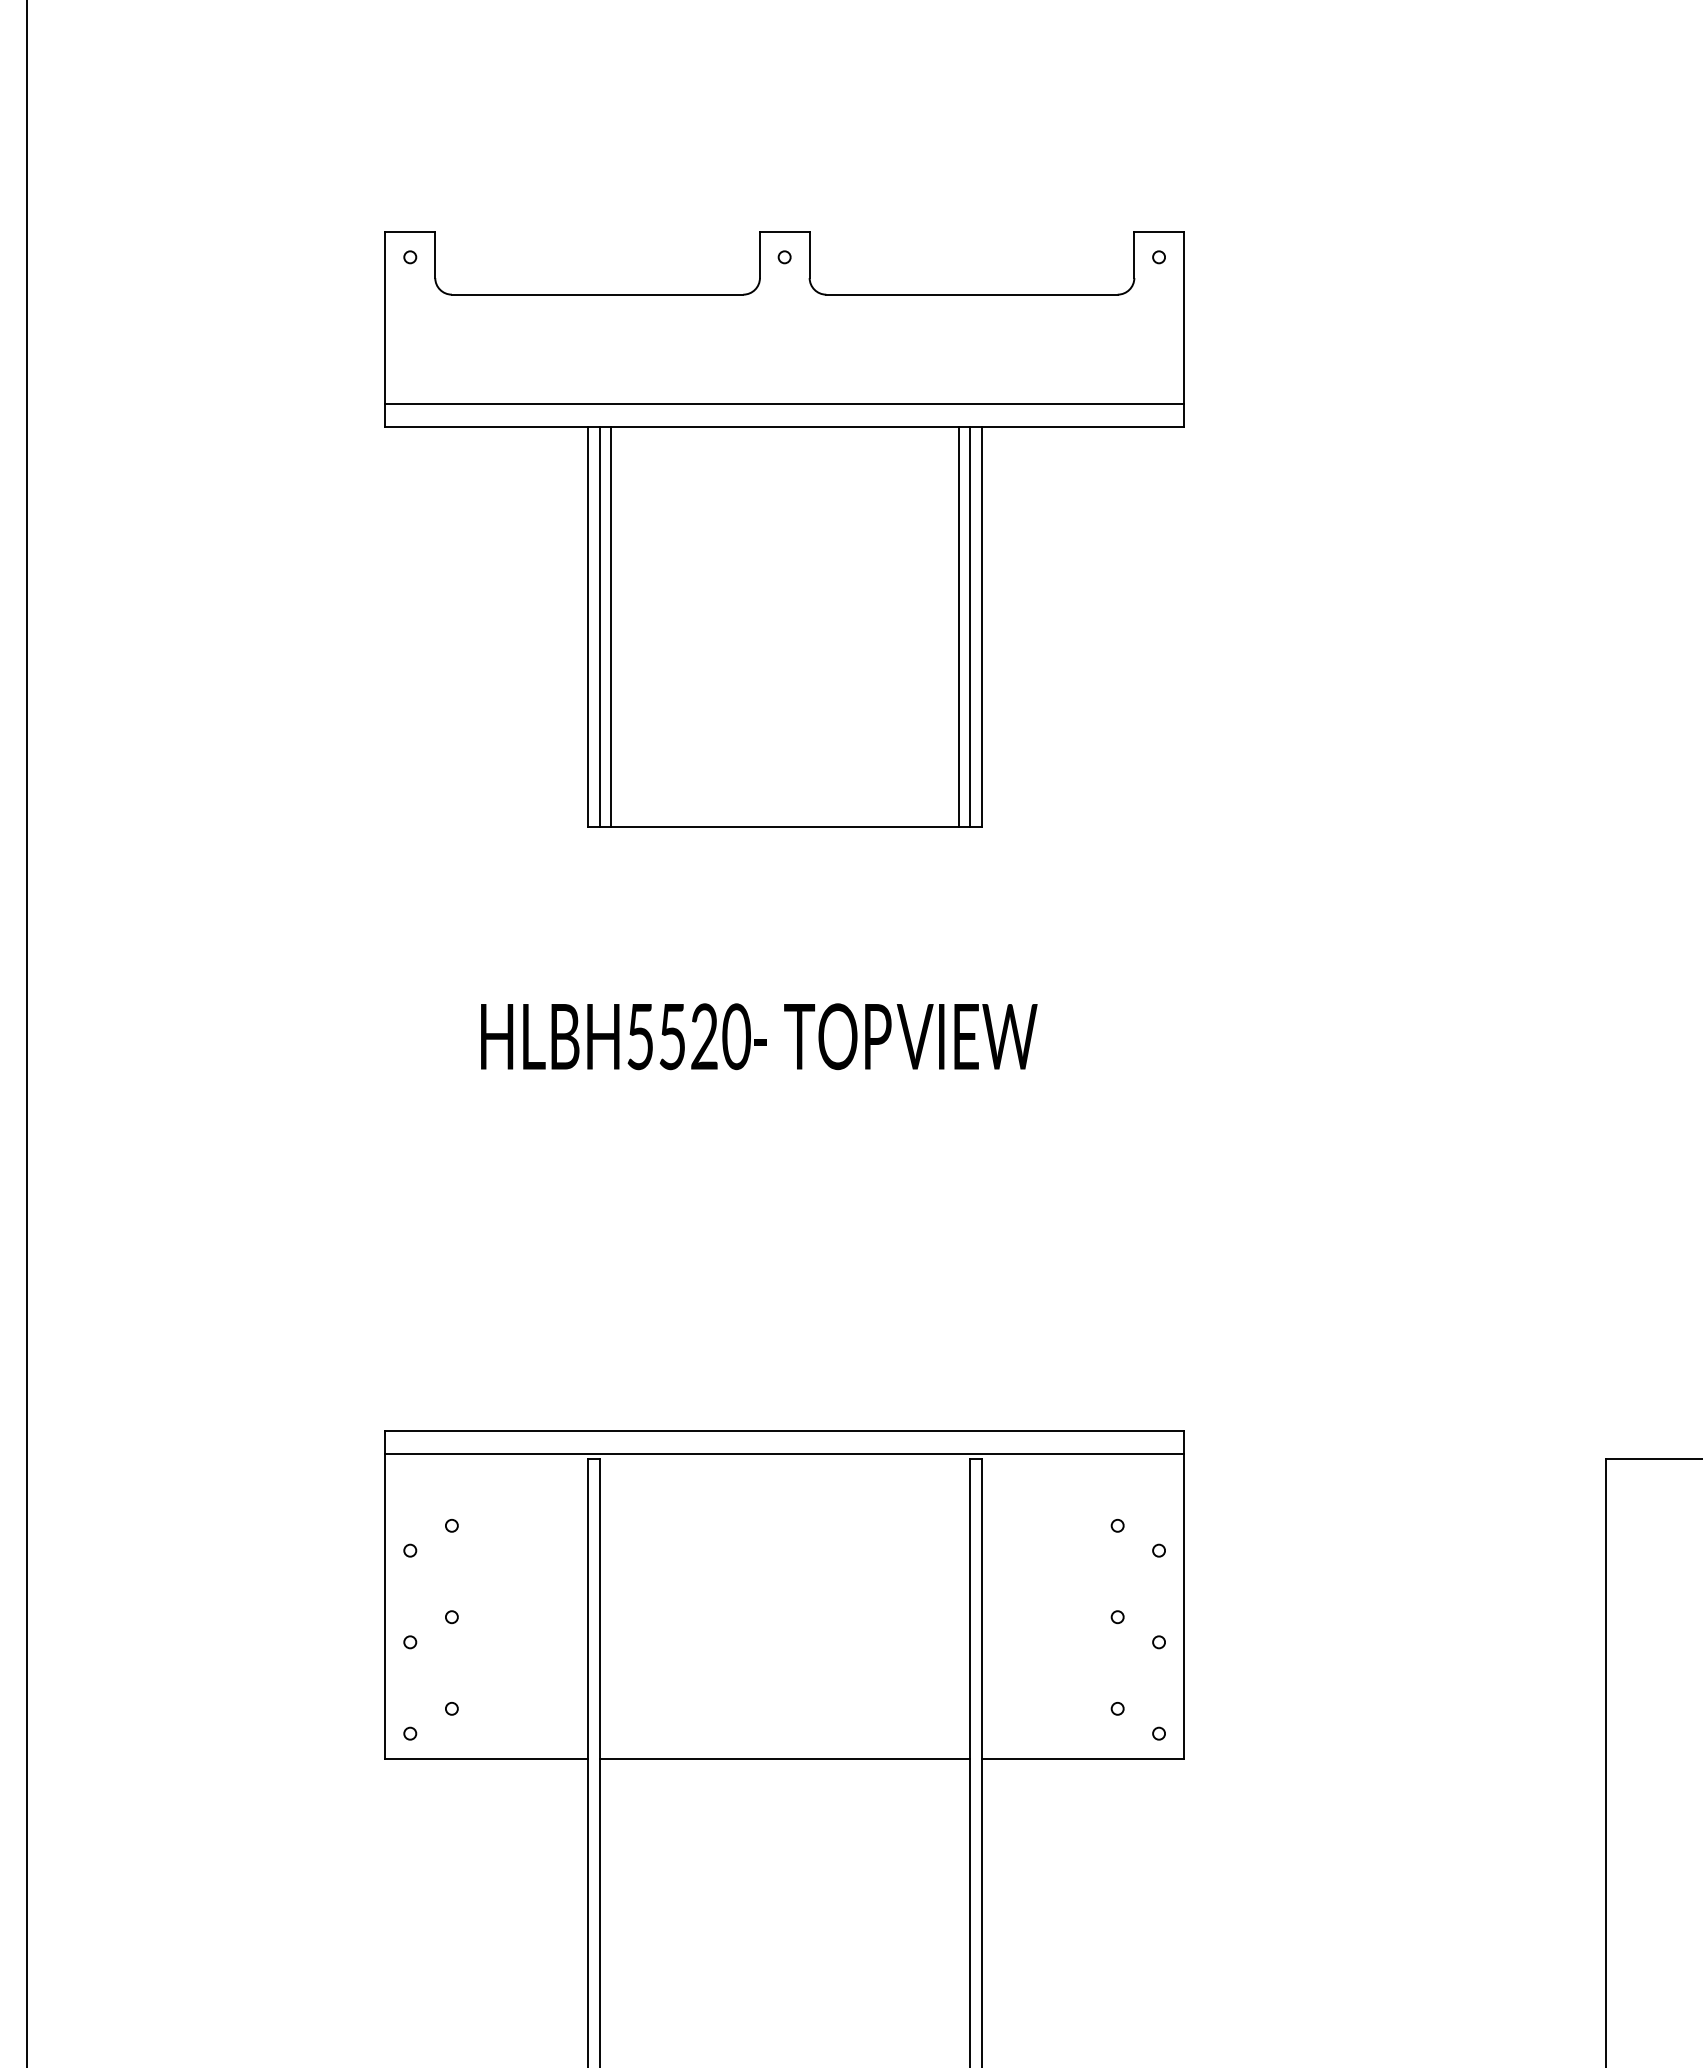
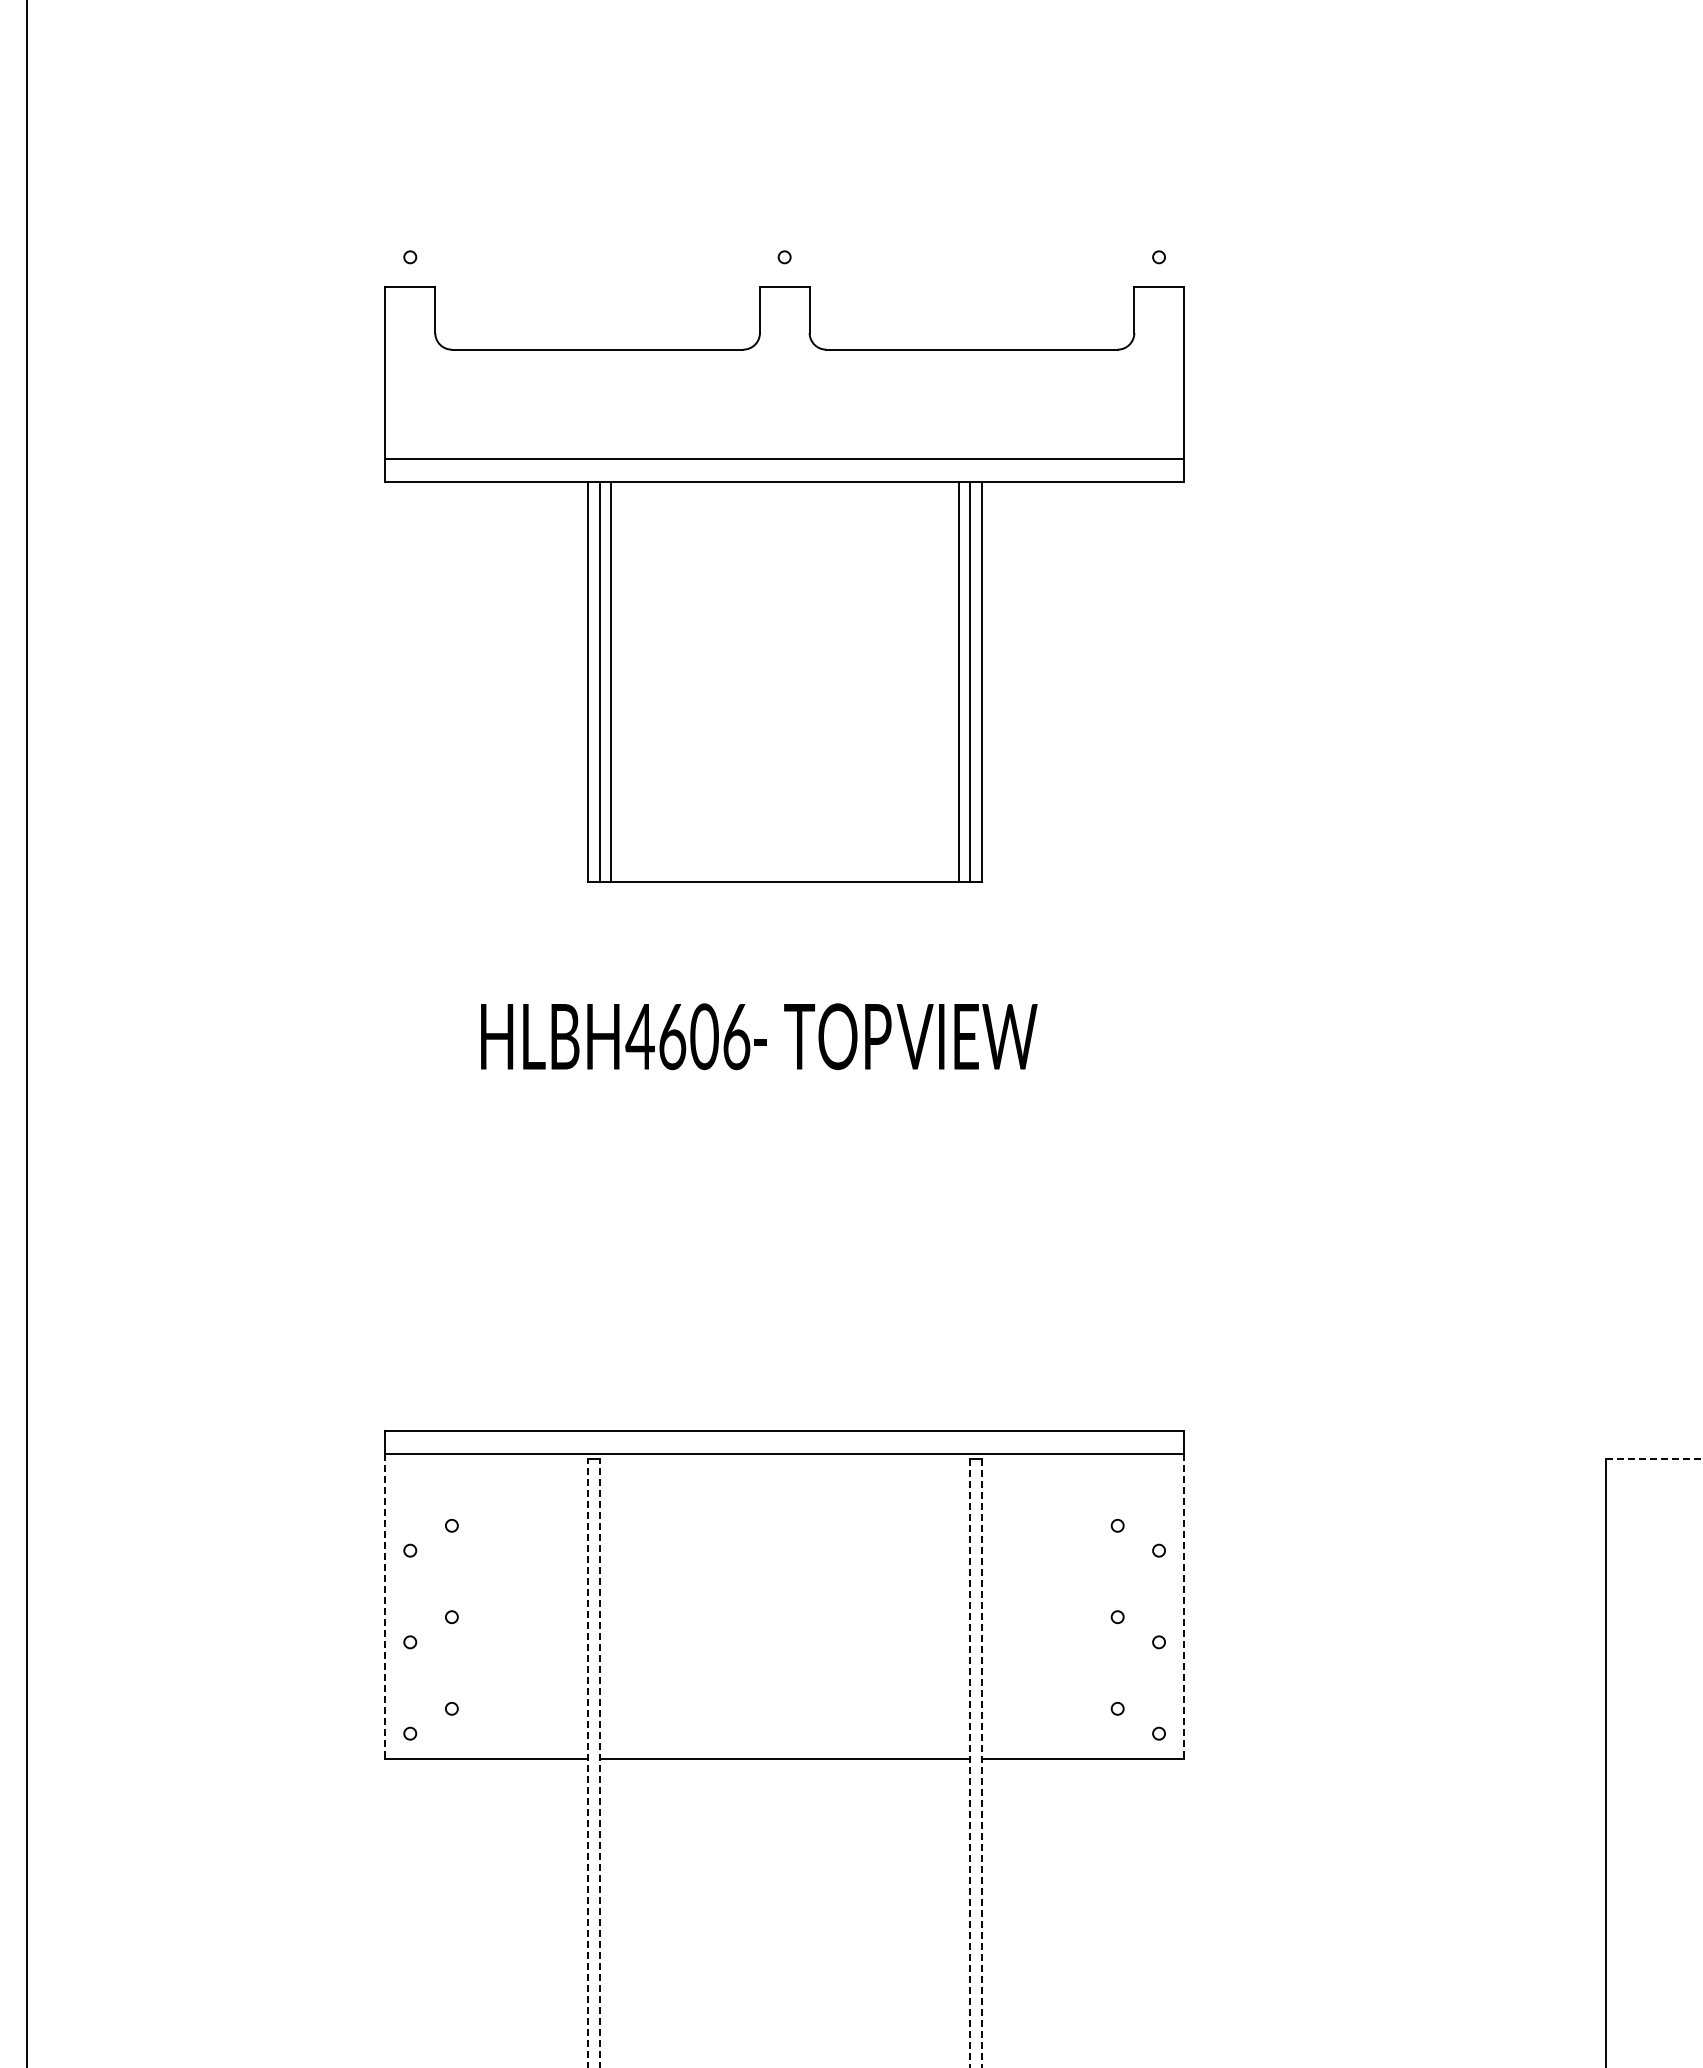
part position: (784, 529) -> (784, 584) (784, 584)
text: HLBH5520 -> HLBH4606 (687, 1036)
line: solid -> dashed (1654, 1459)
line: solid -> dashed (385, 1606)
line: solid -> dashed (1184, 1606)
line: solid -> dashed (587, 1762)
line: solid -> dashed (599, 1762)
line: solid -> dashed (970, 1763)
line: solid -> dashed (981, 1763)
